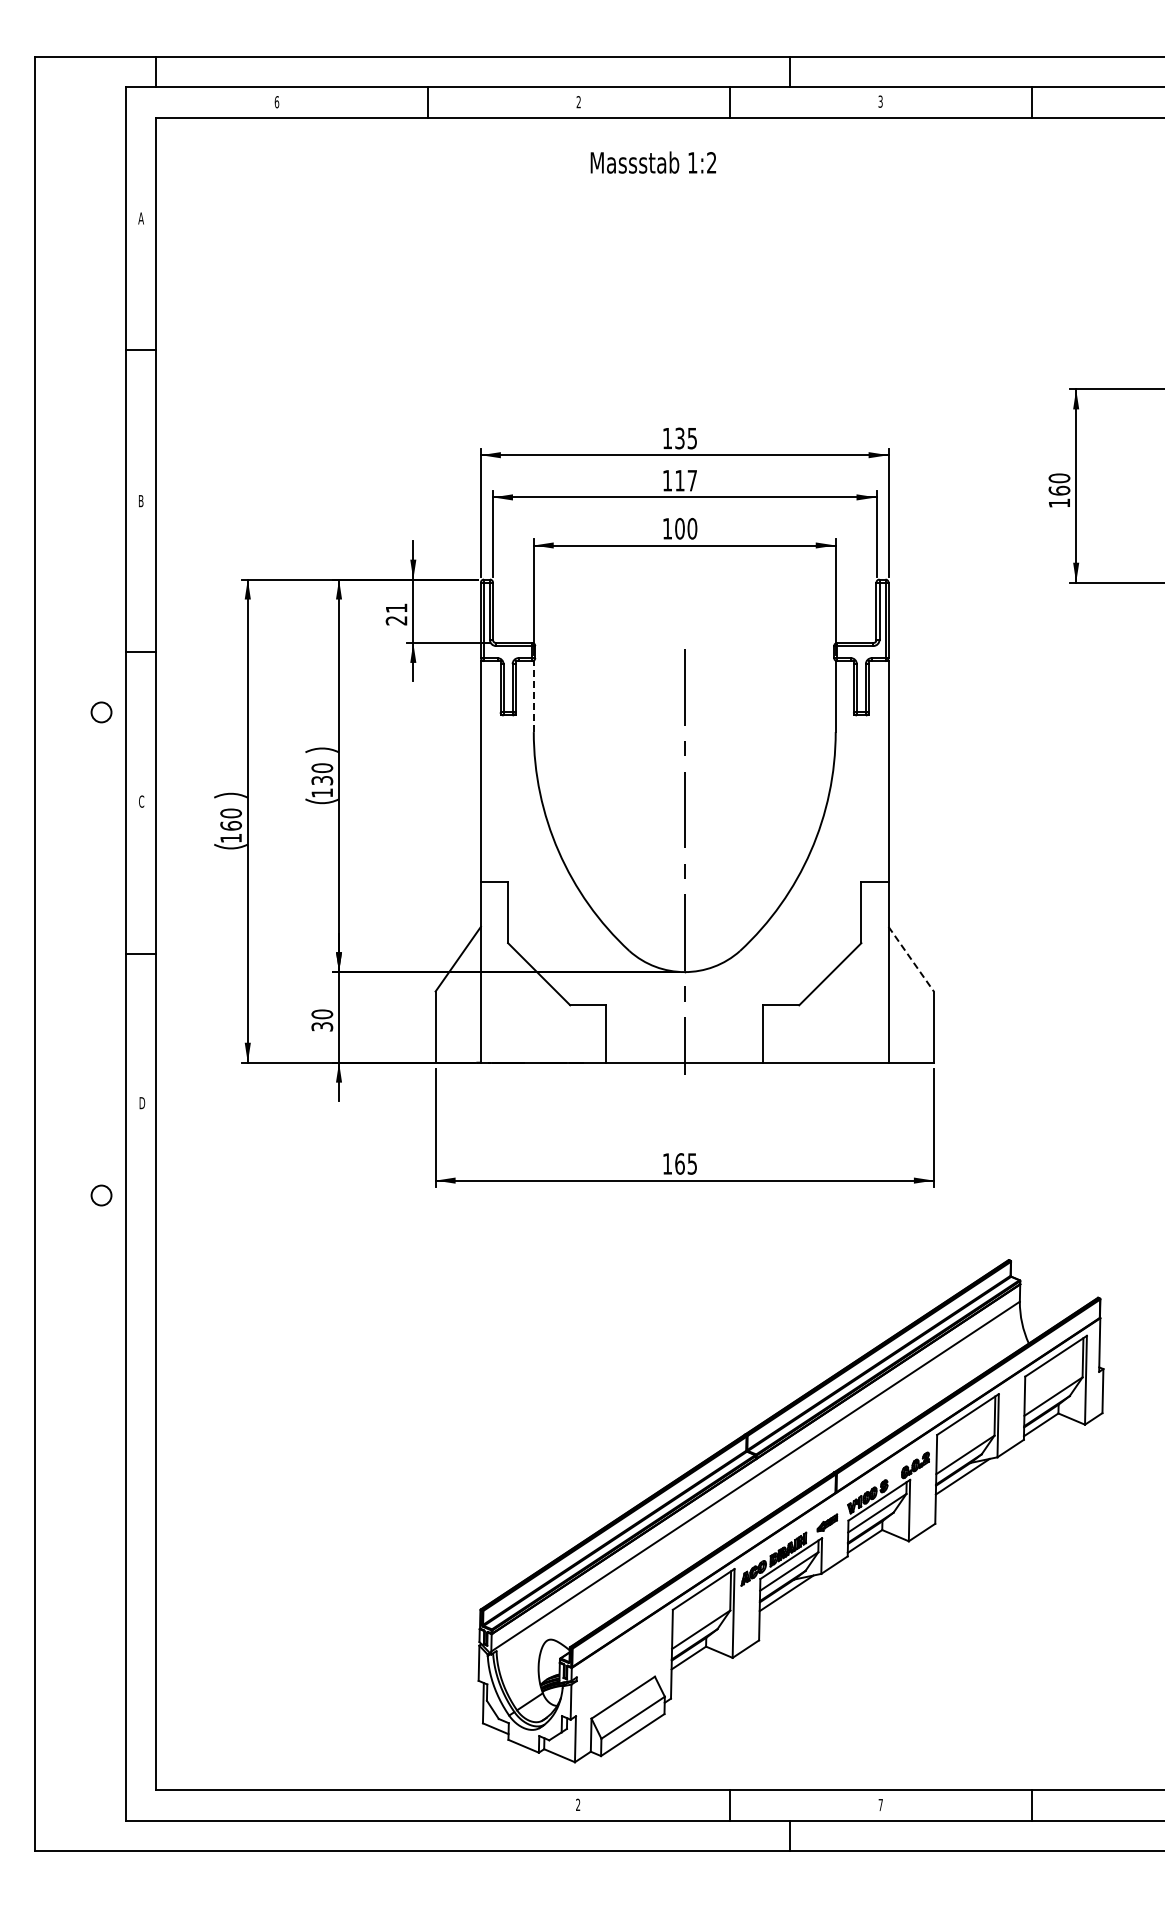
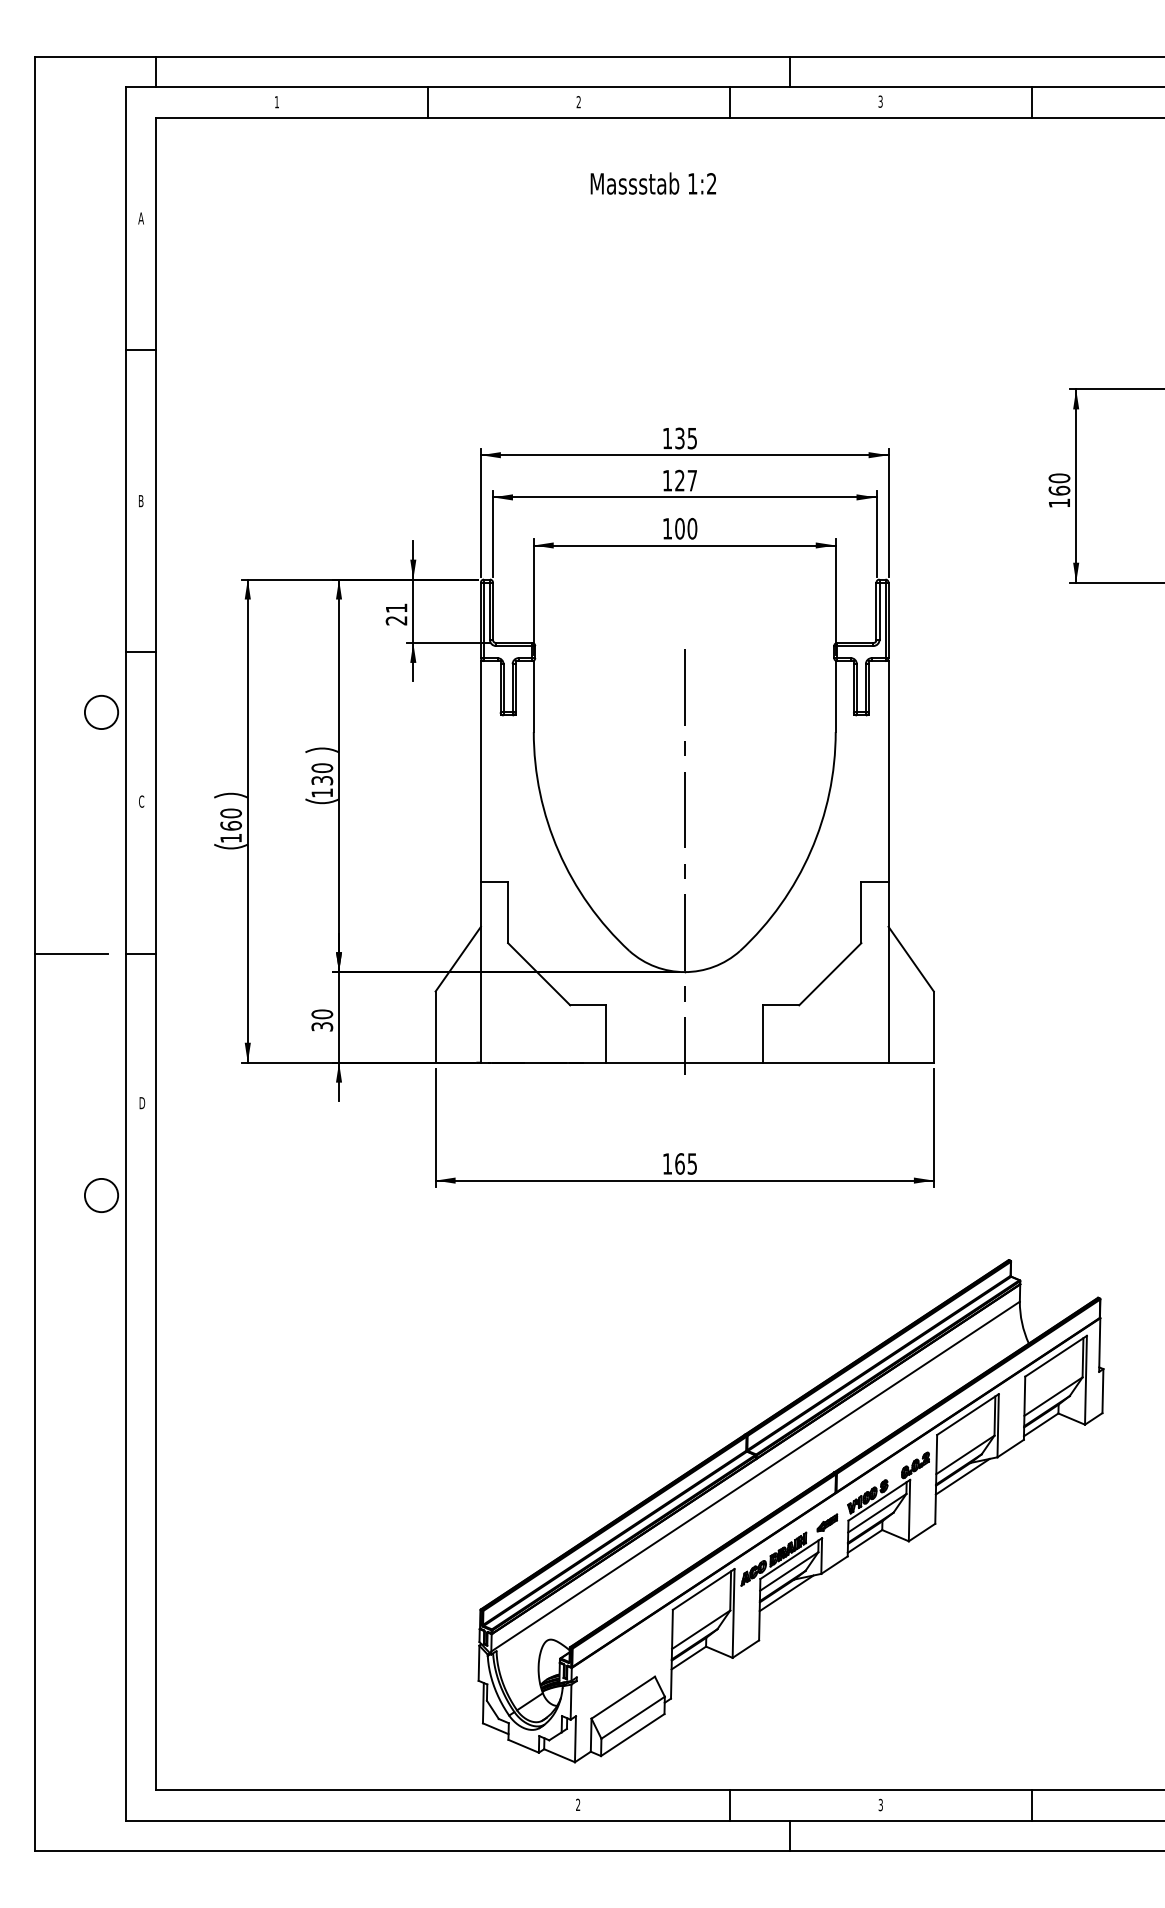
text: 6 -> 1 (276, 102)
text position: (652, 162) -> (652, 183) (652, 183)
text: 117 -> 127 (679, 480)
line: dashed -> solid (533, 696)
circle diameter: 20 px -> 33 px (101, 712)
line: none -> present (71, 954)
line: dashed -> solid (911, 959)
circle diameter: 20 px -> 33 px (101, 1195)
text: 7 -> 3 (880, 1804)
